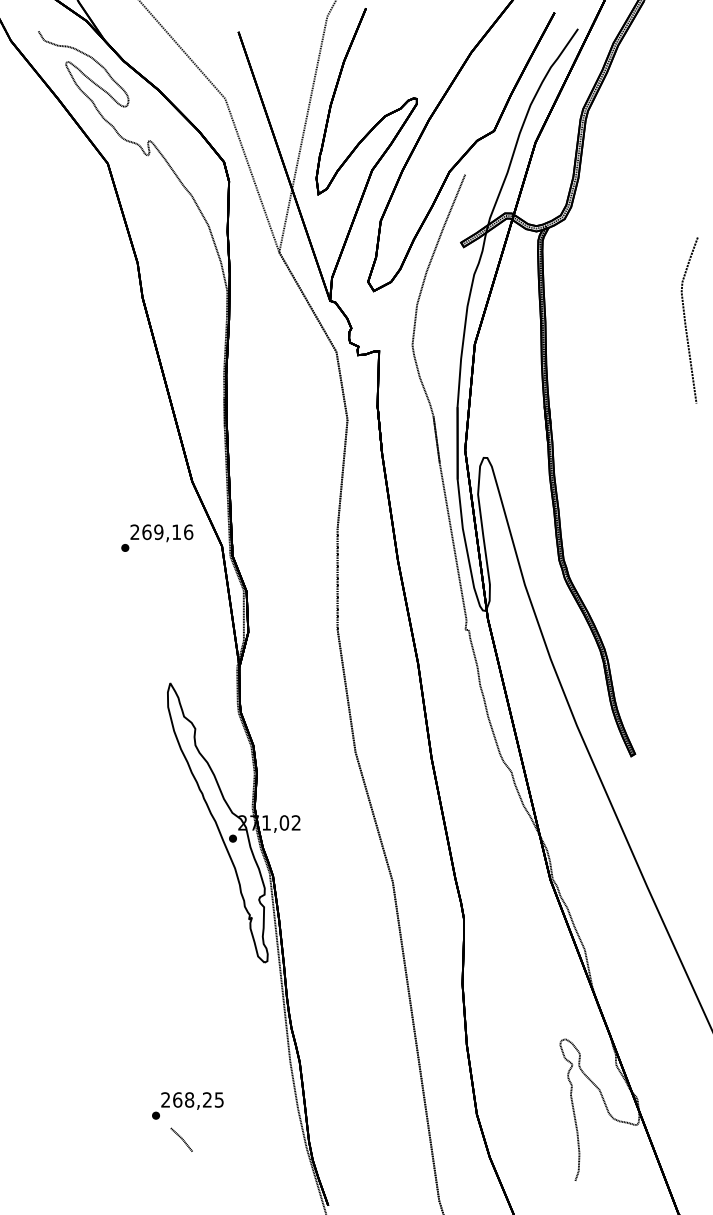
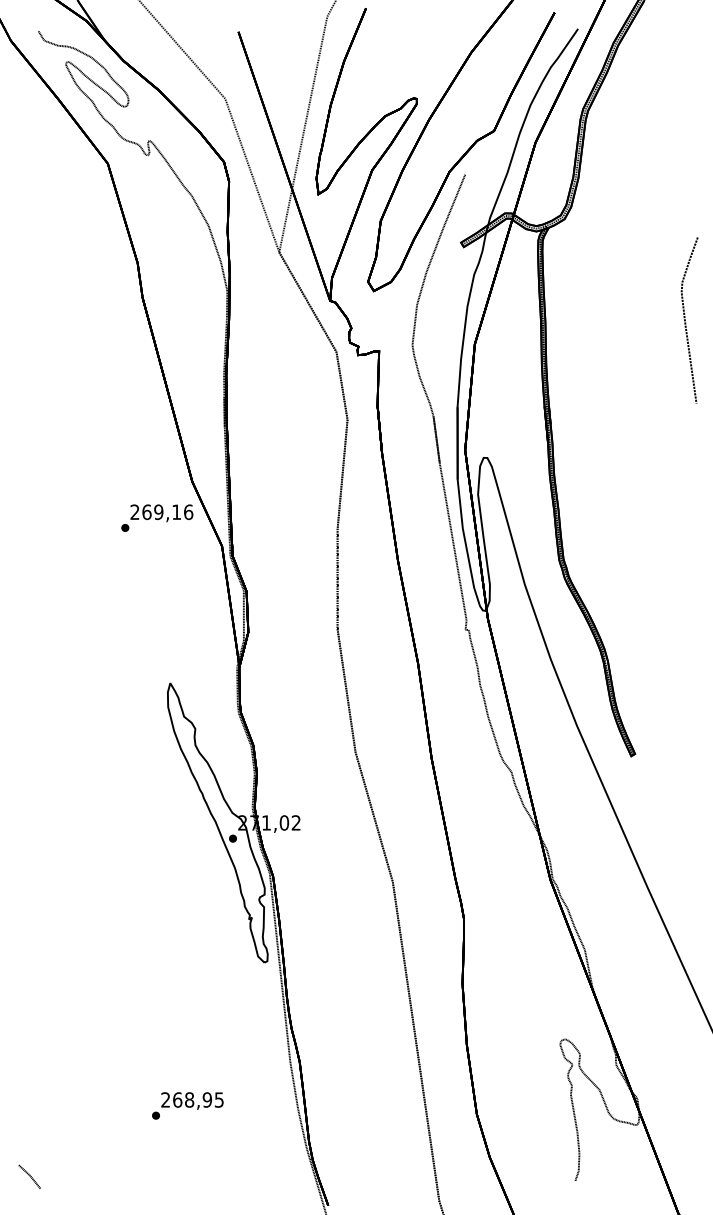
text position: (157, 537) -> (157, 517) (157, 517)
text: 268,25 -> 268,95 (207, 1099)
line position: (181, 1139) -> (29, 1176) (29, 1176)
